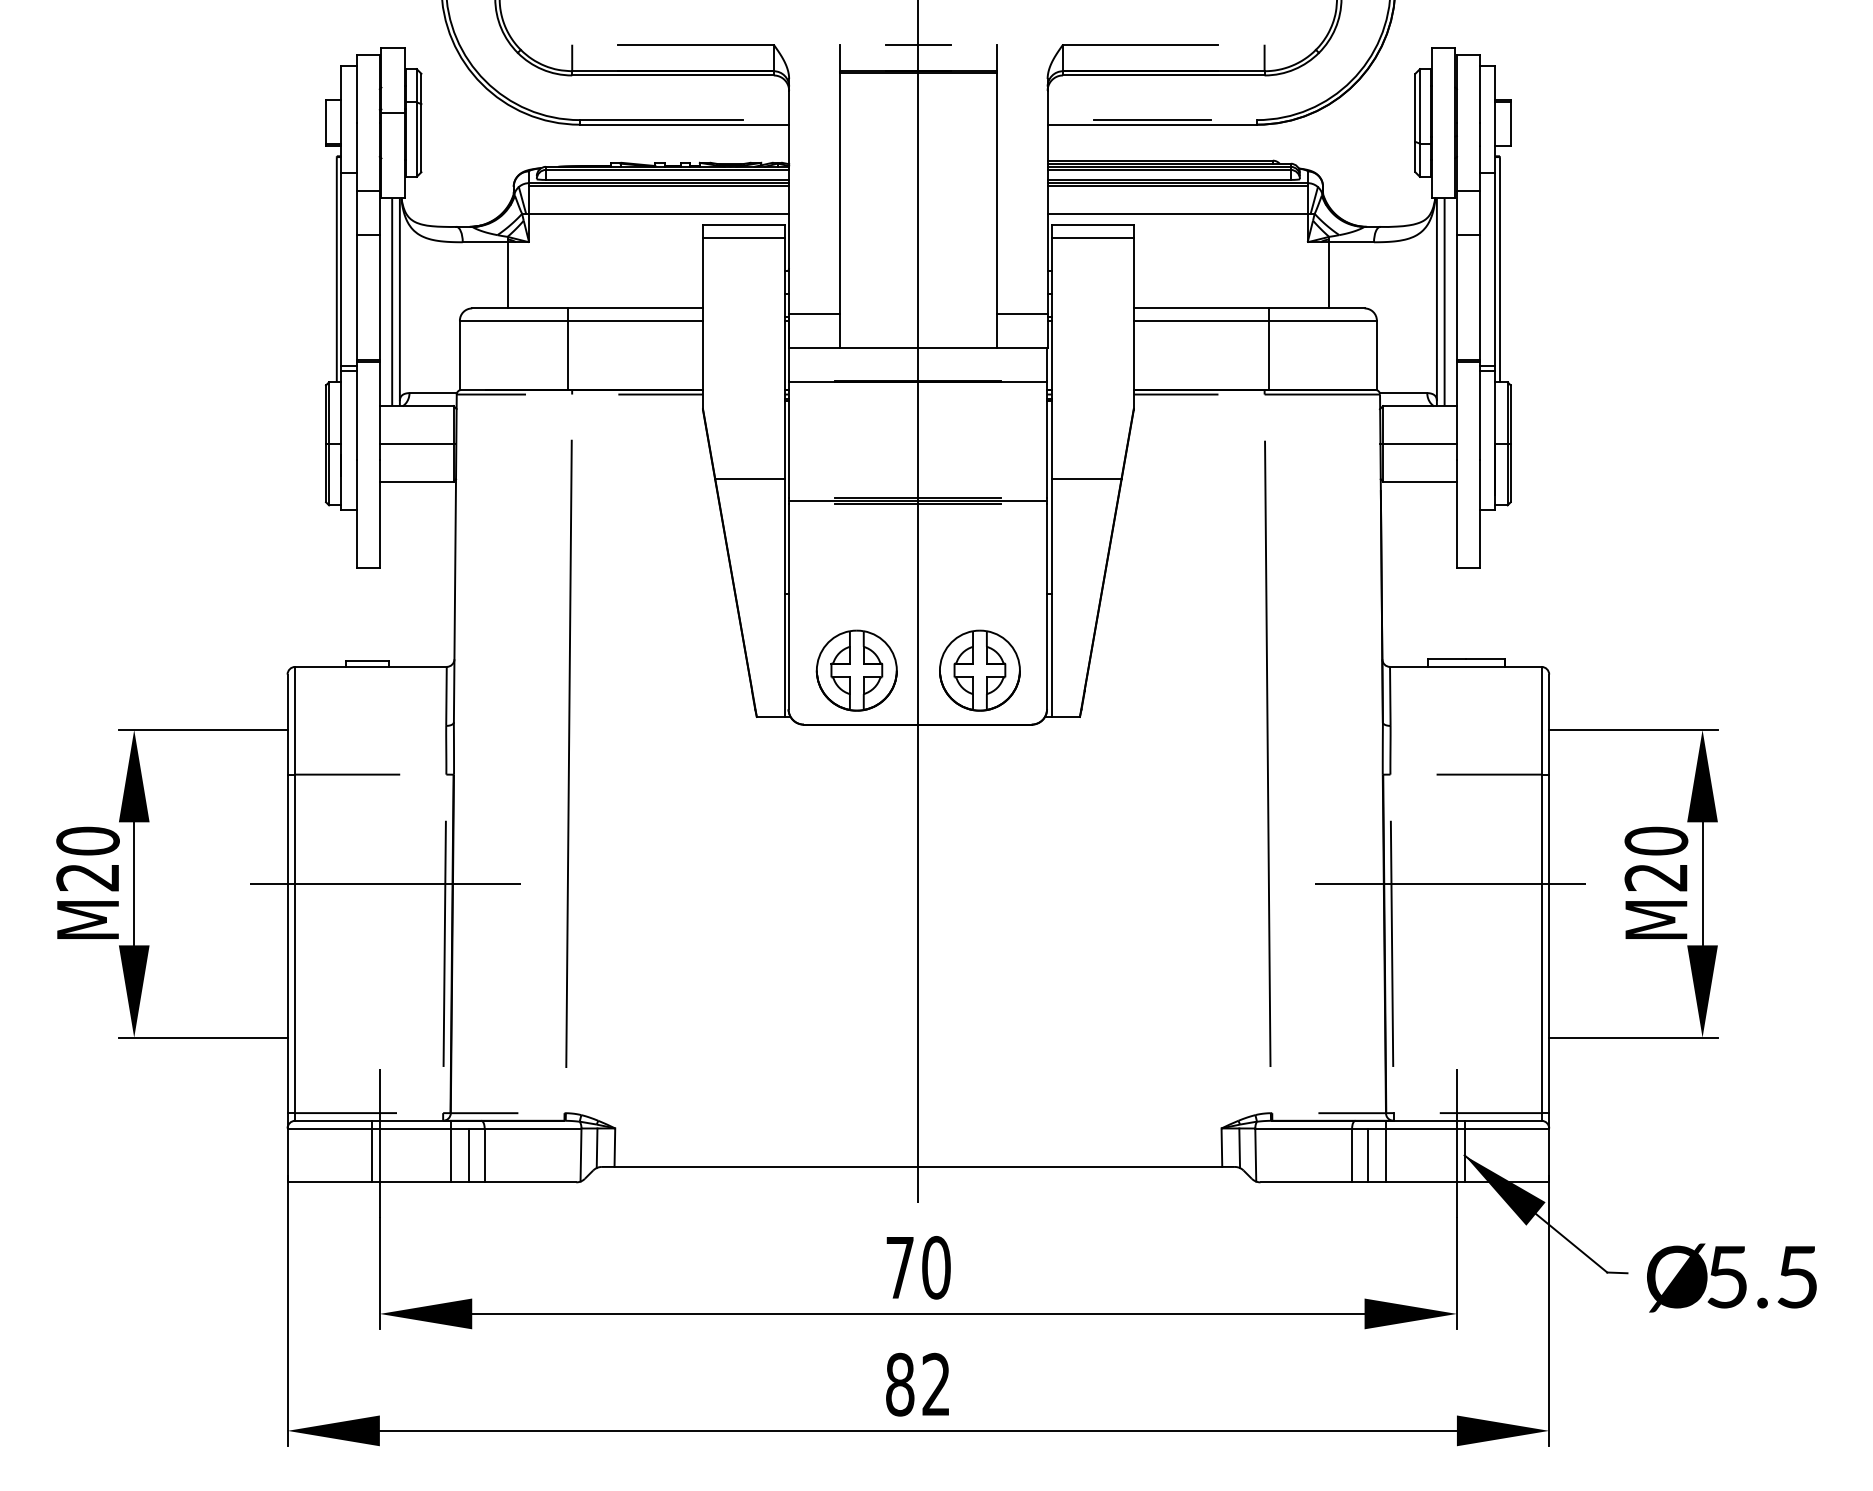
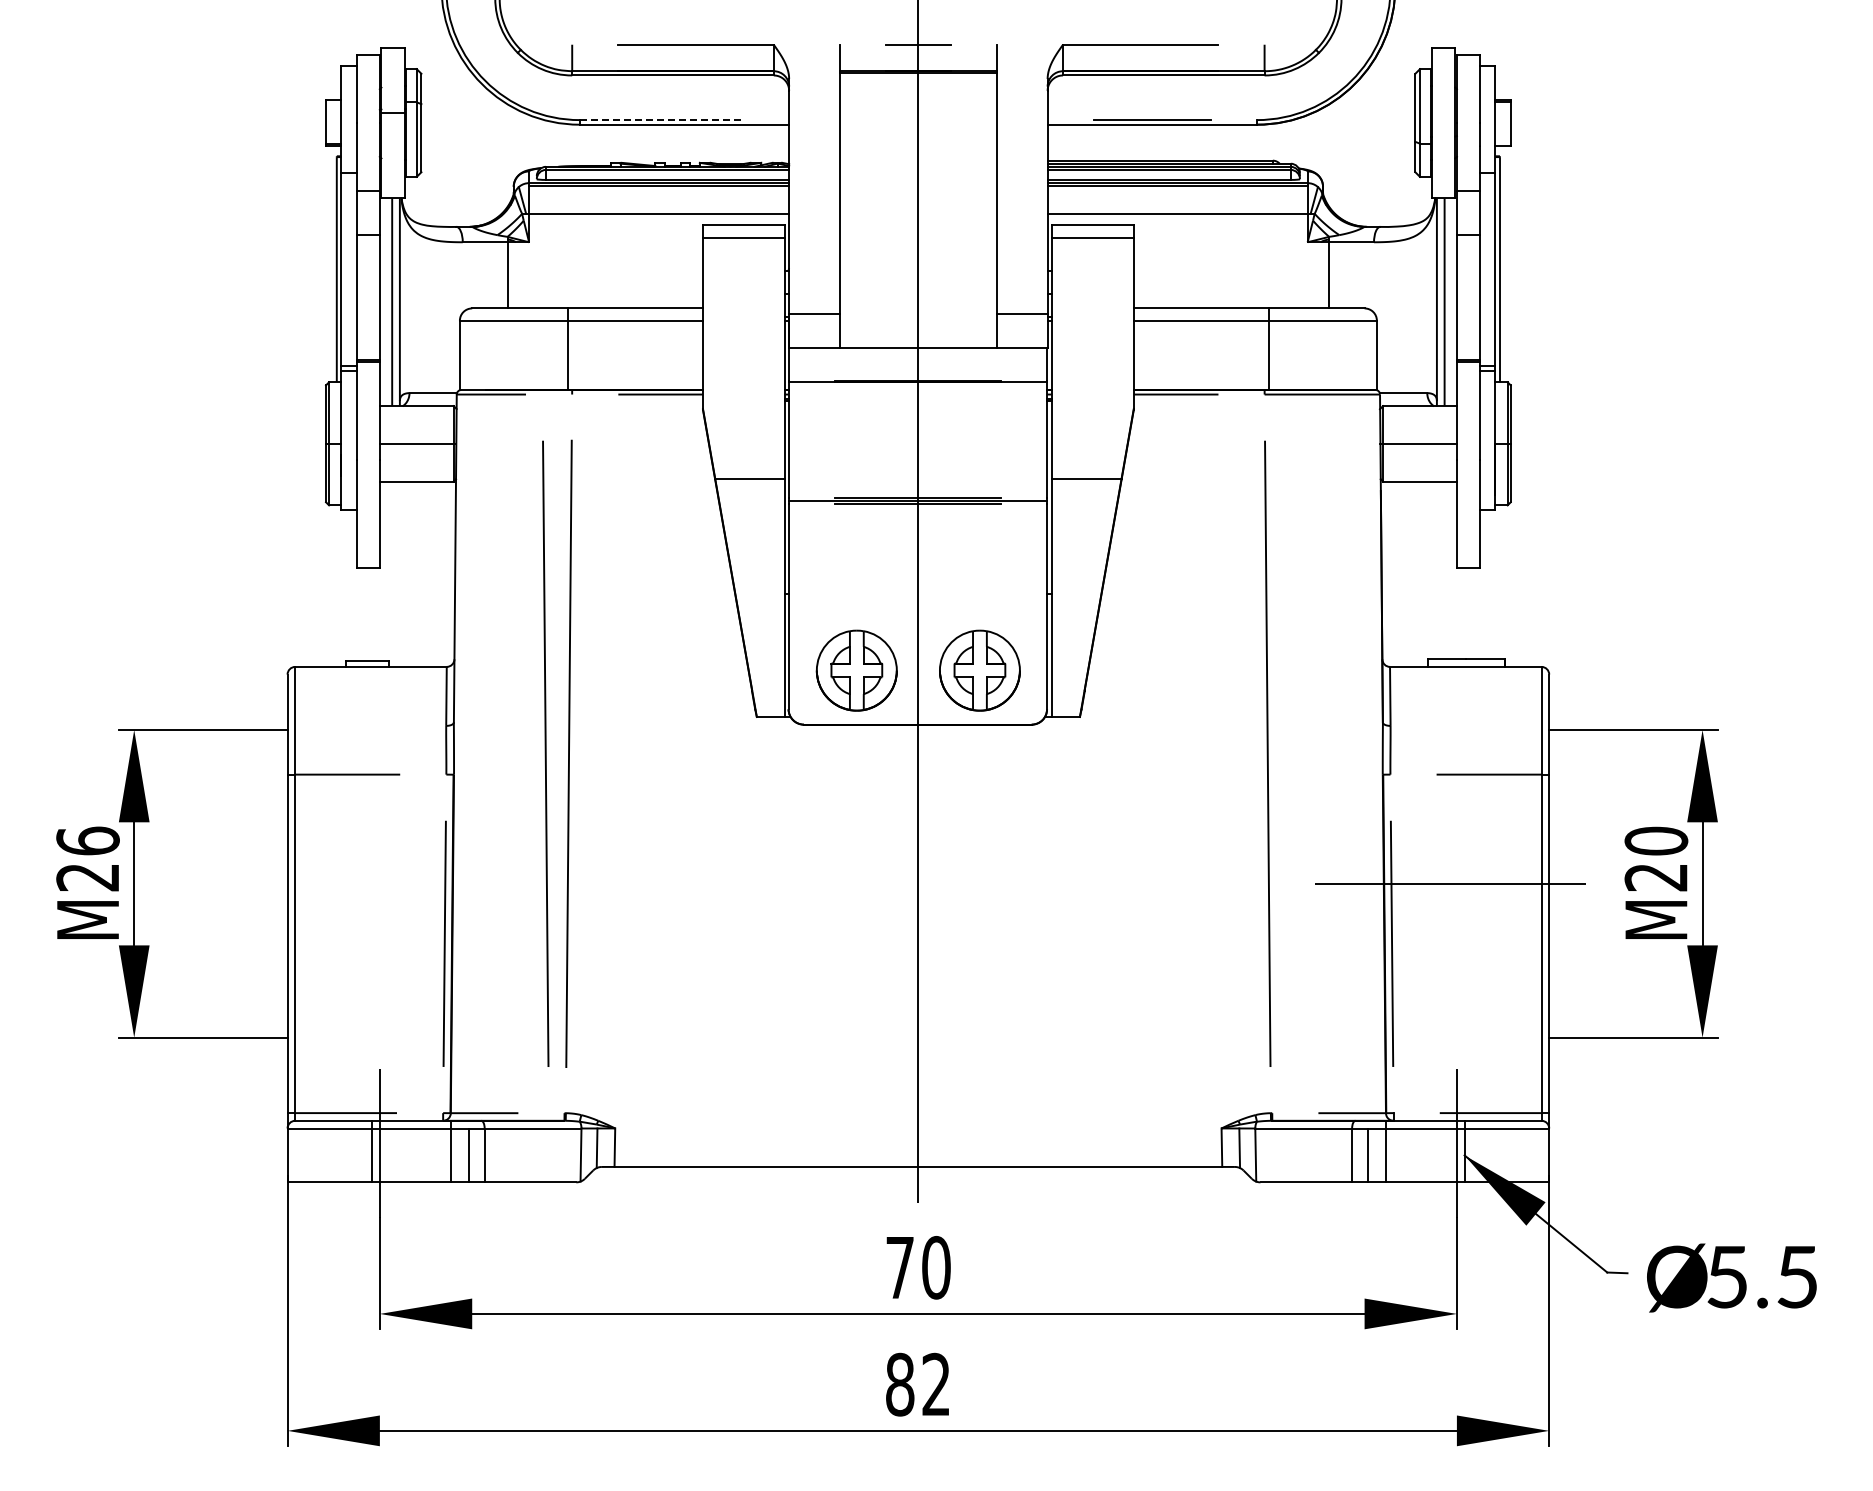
line: solid -> dashed (661, 120)
line: none -> present (545, 753)
text: M20 -> M26 (87, 840)
line: present -> none (385, 883)
